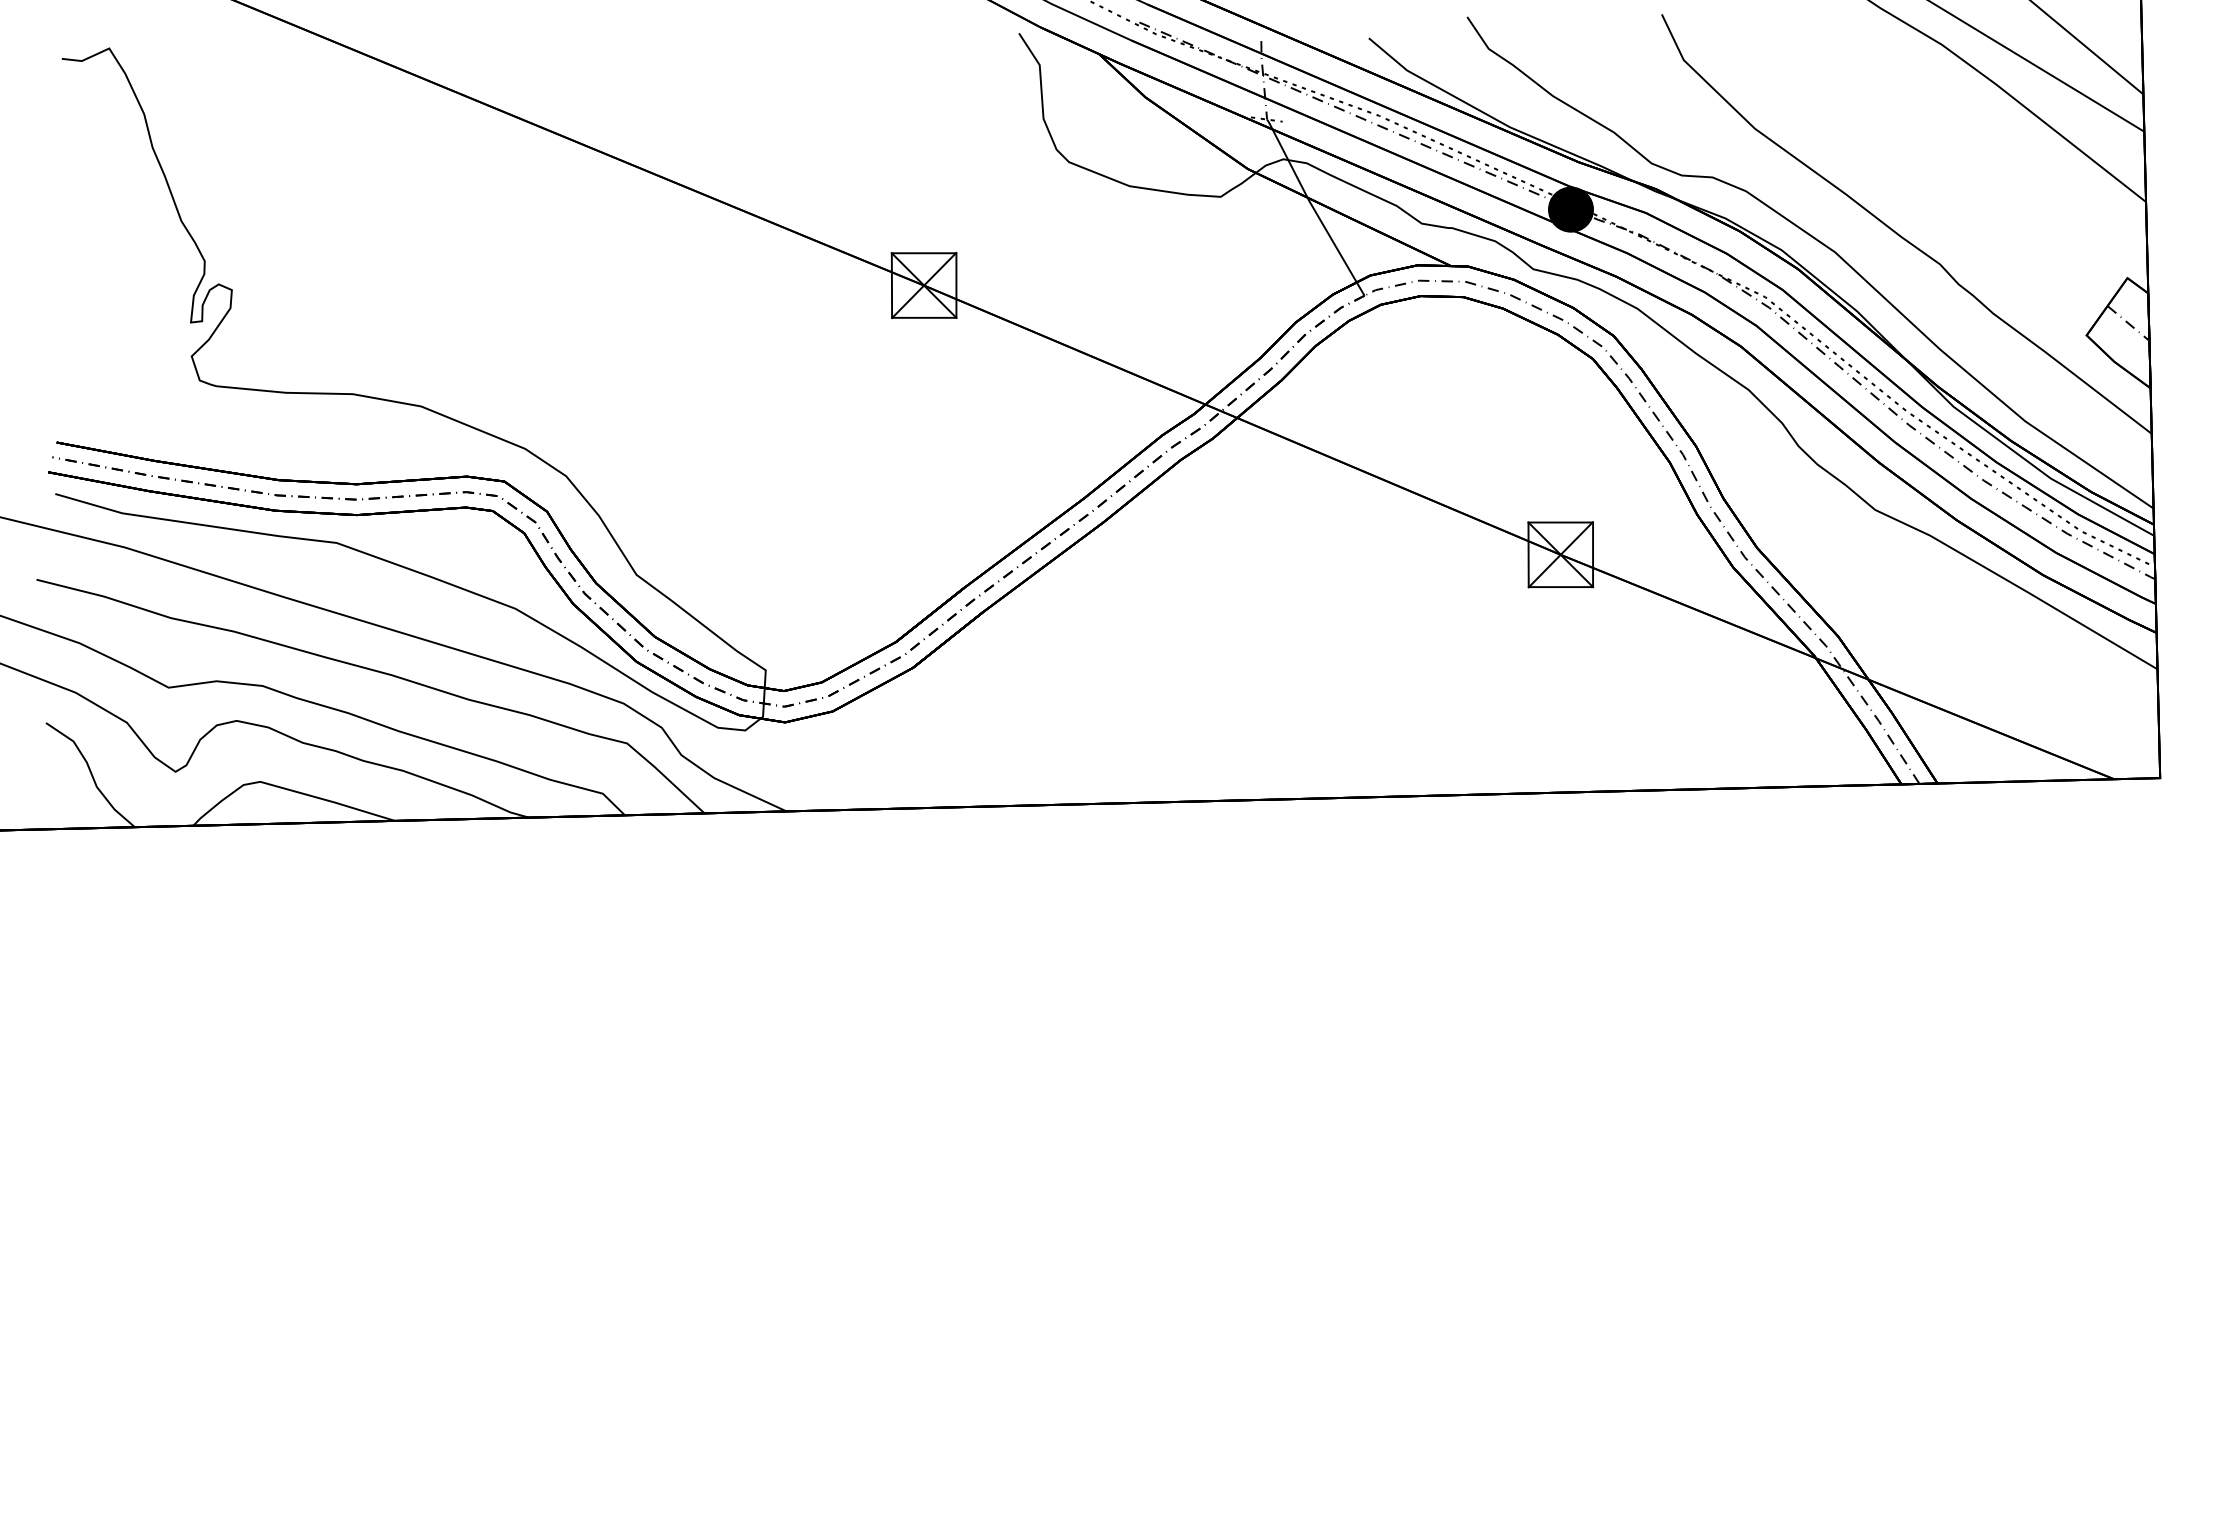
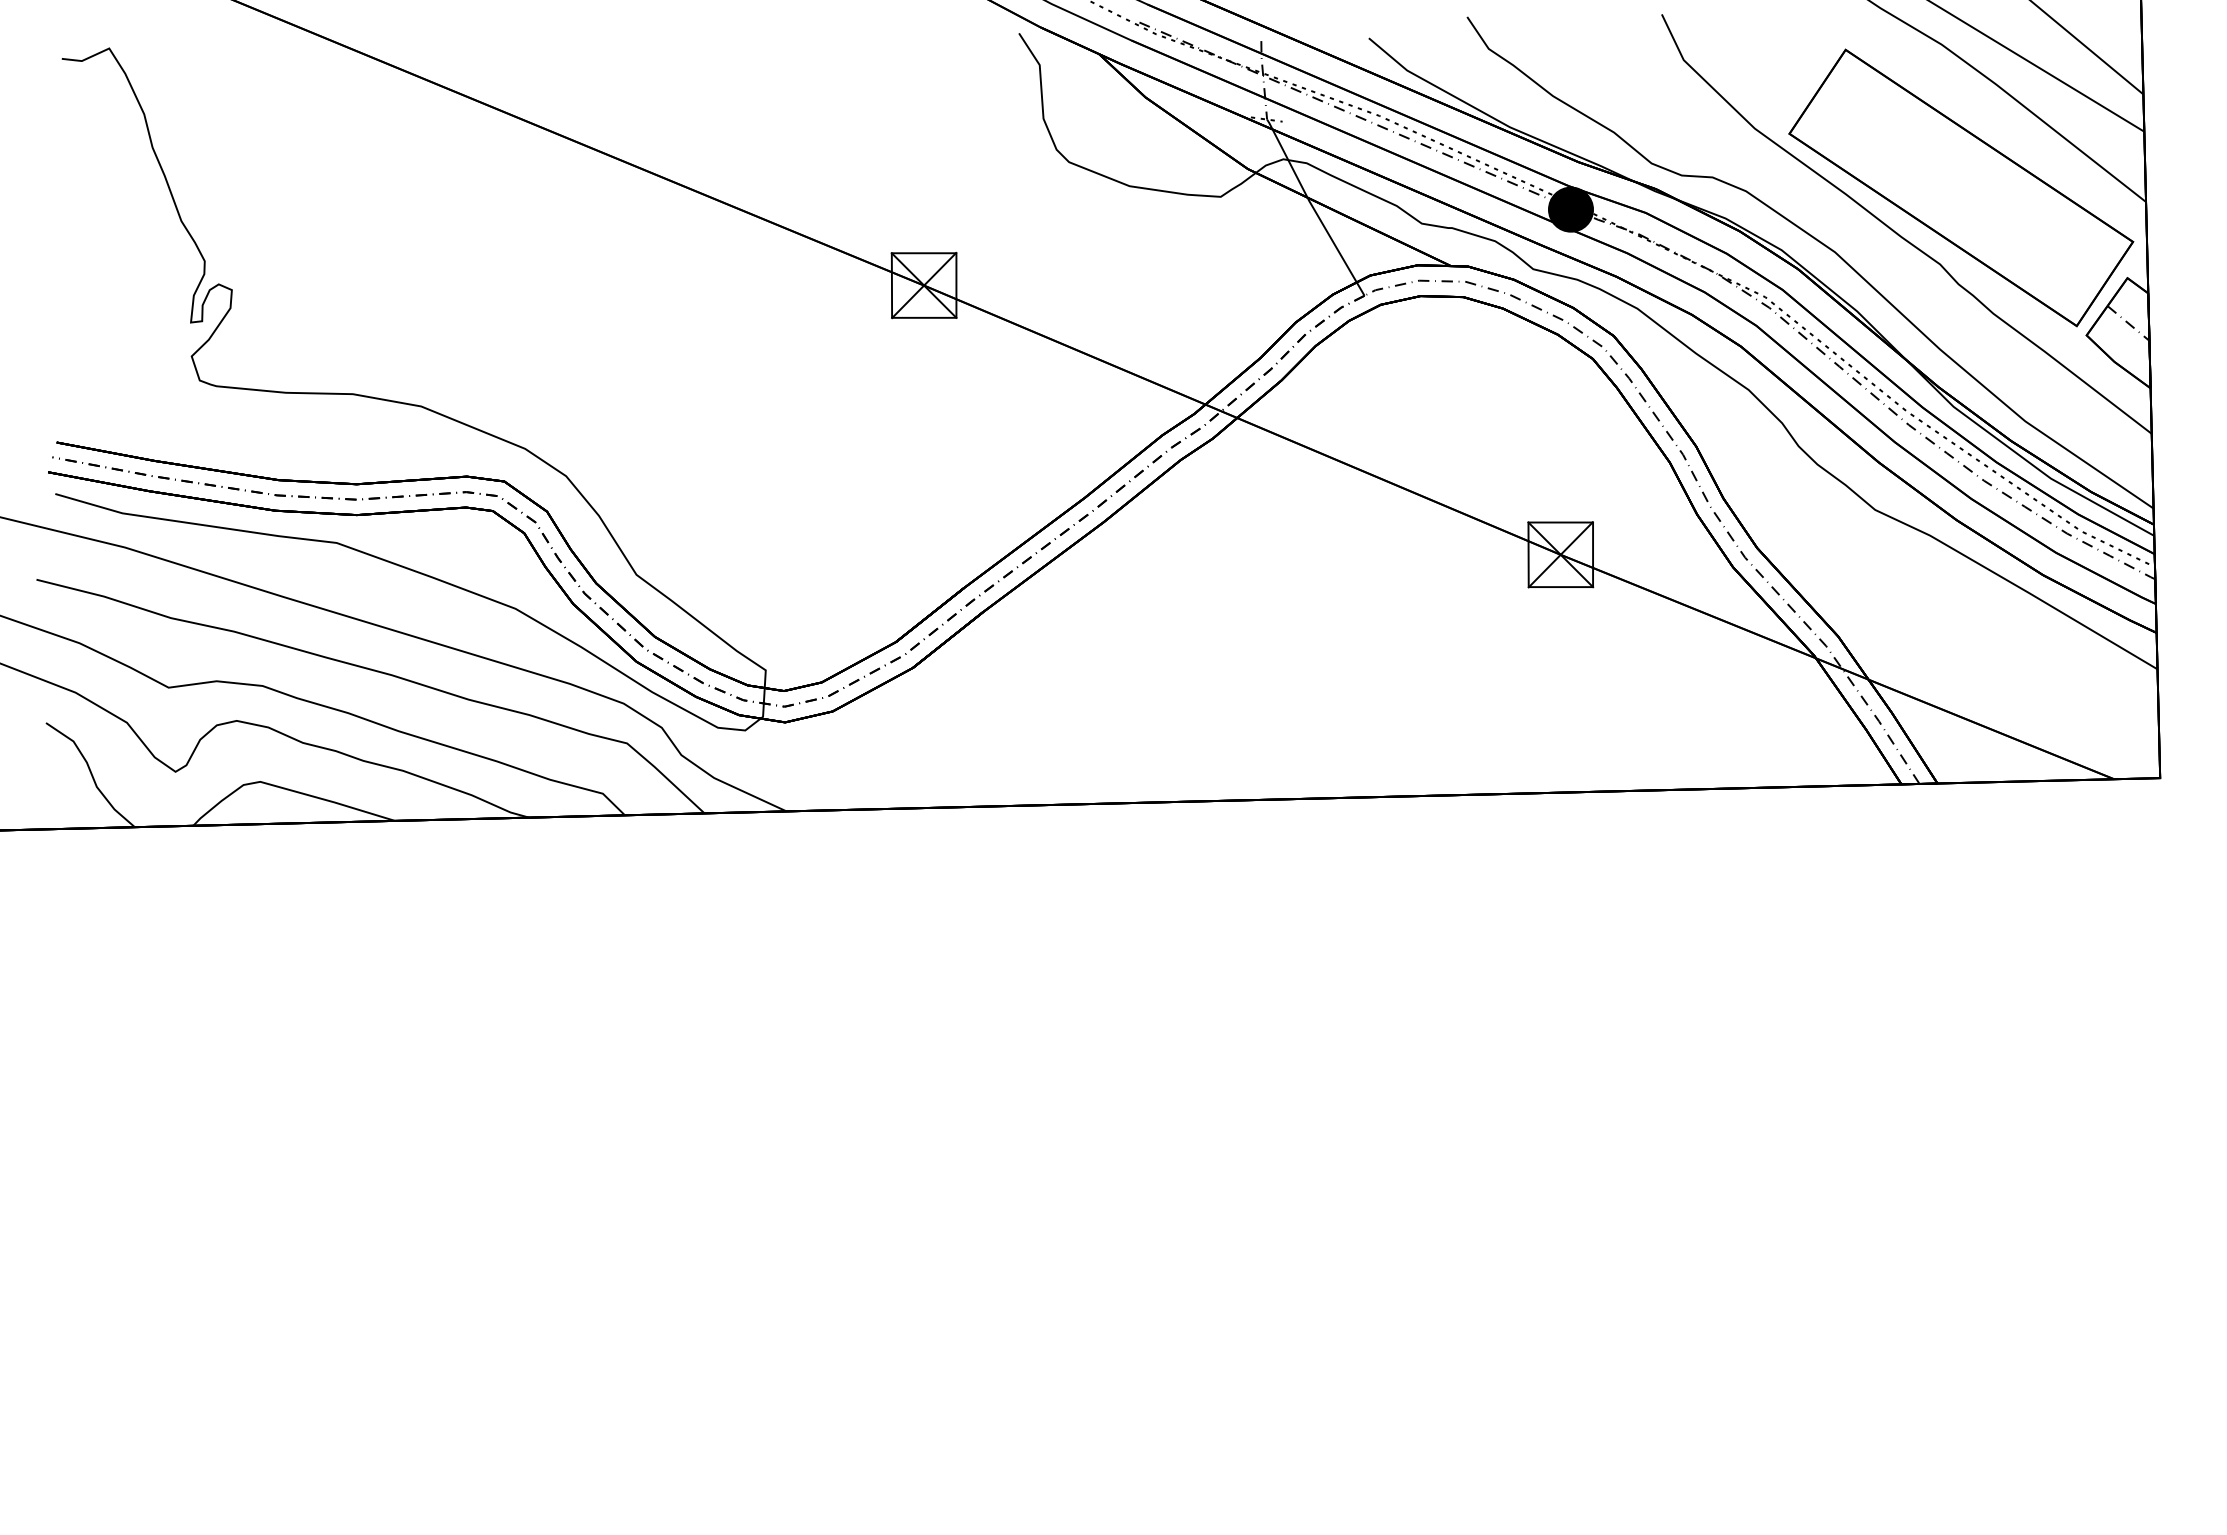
part: none -> present (1961, 187)
